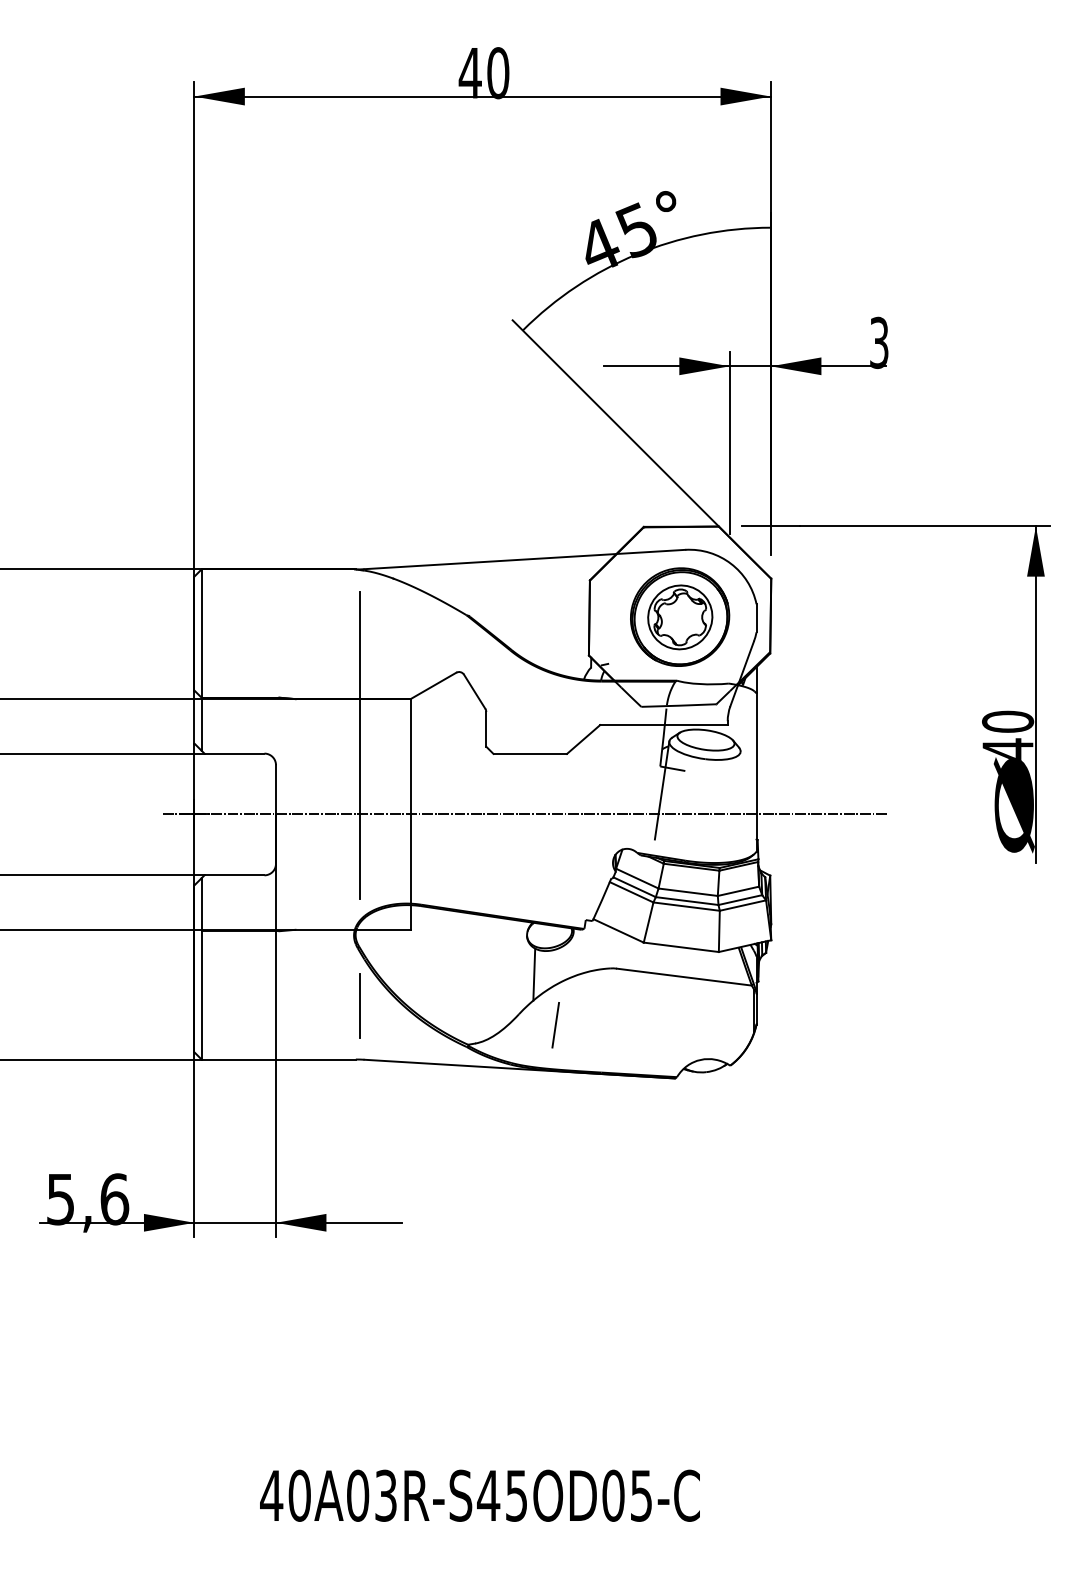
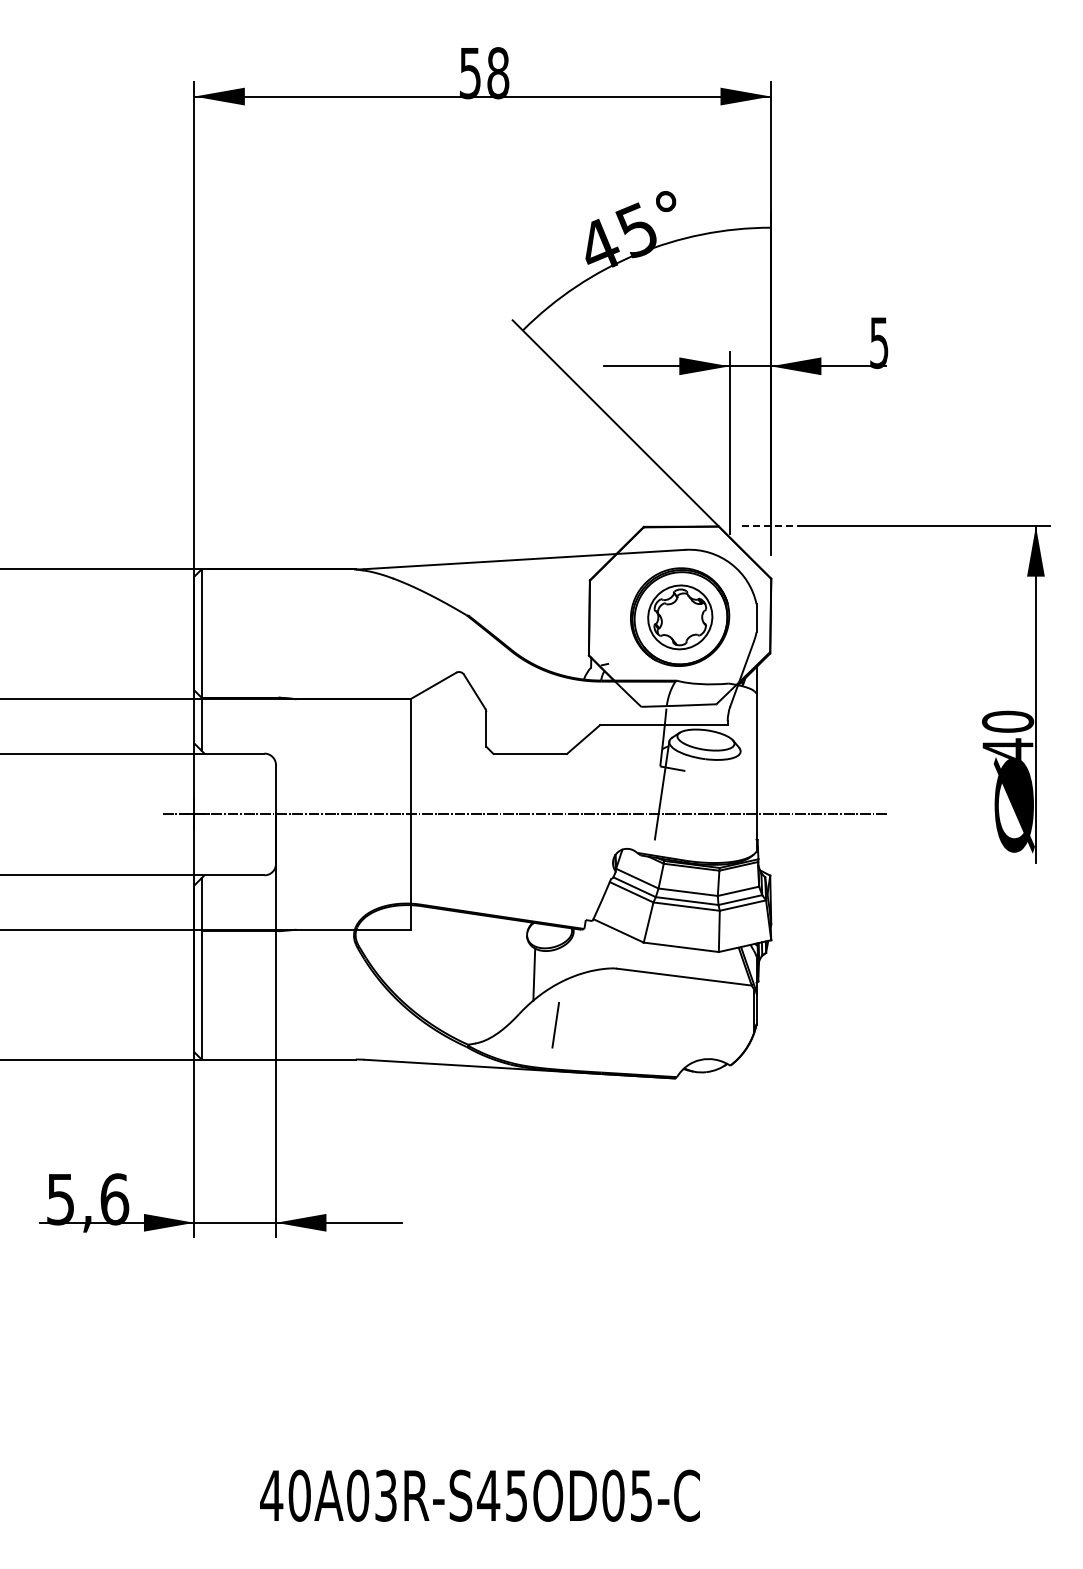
text: 40 -> 58 (483, 73)
text: 3 -> 5 (879, 342)
line: solid -> dashed (770, 526)
line: present -> none (360, 744)
line: present -> none (360, 1005)
